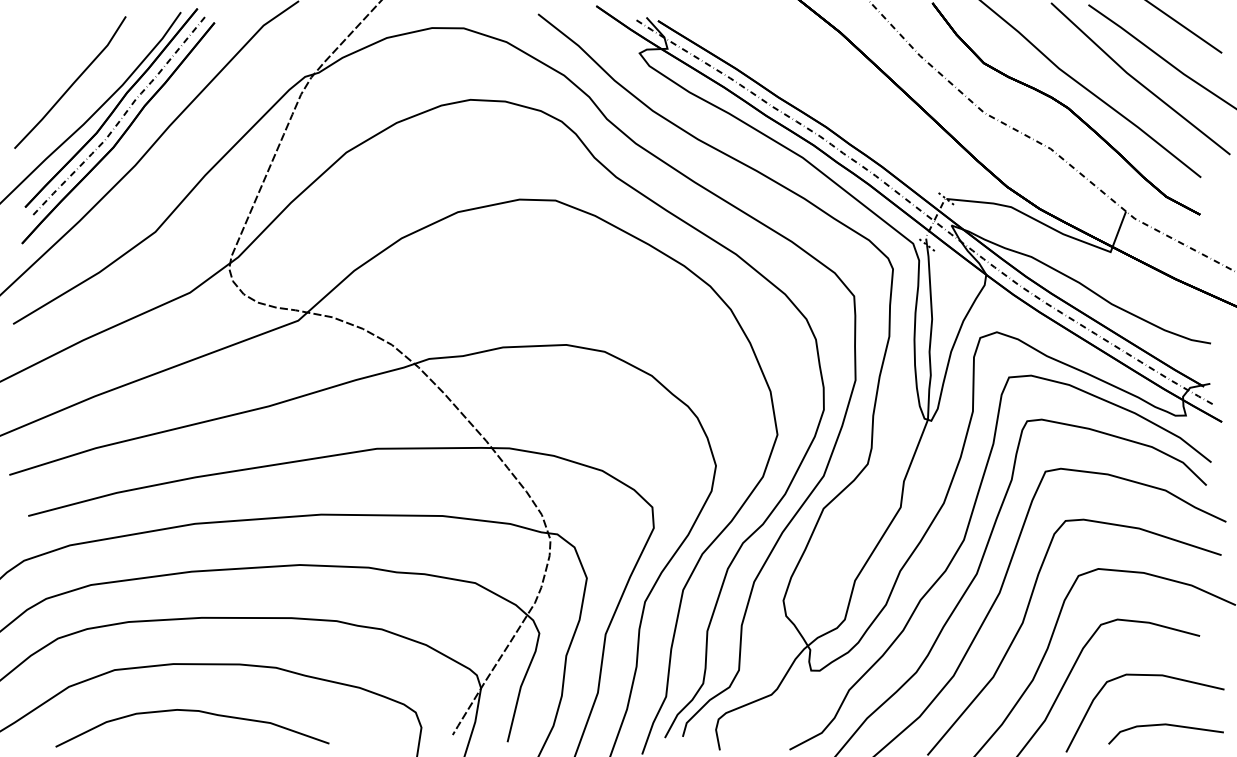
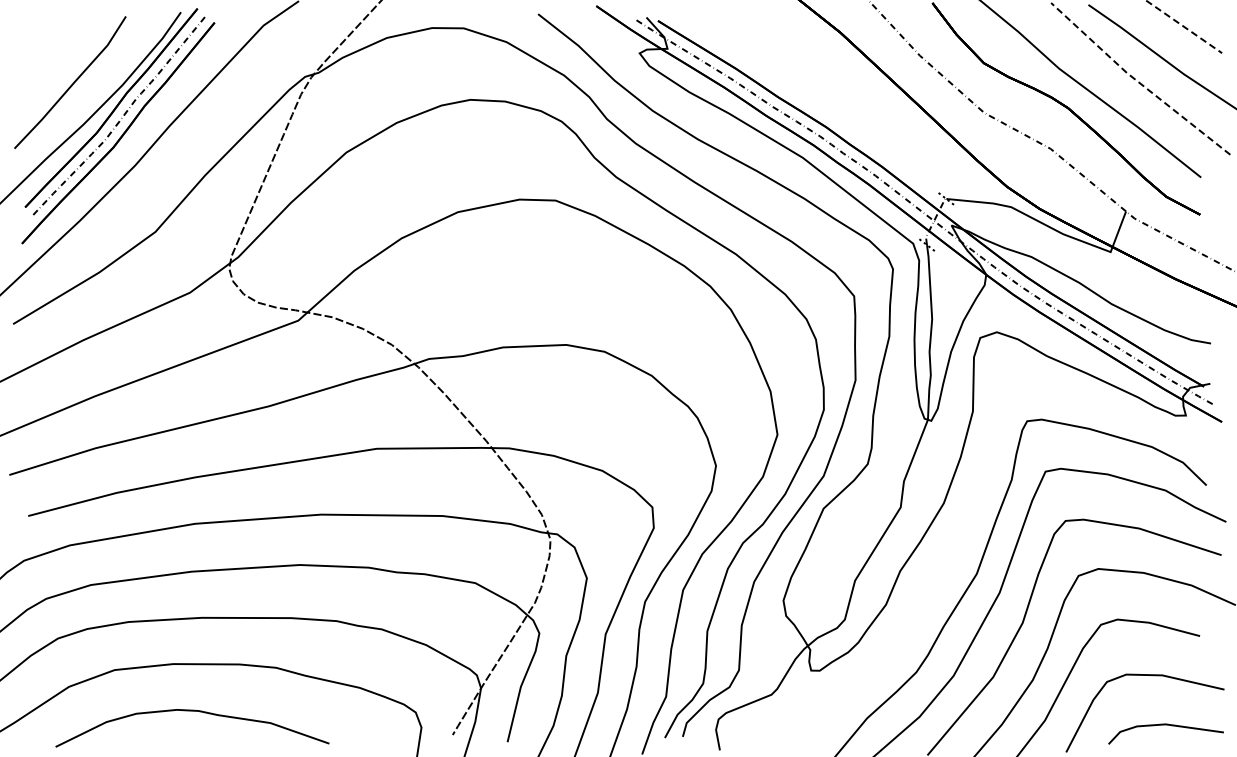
line: solid -> dashed (1184, 27)
line: solid -> dashed (1137, 81)
curve: present -> none (964, 541)
